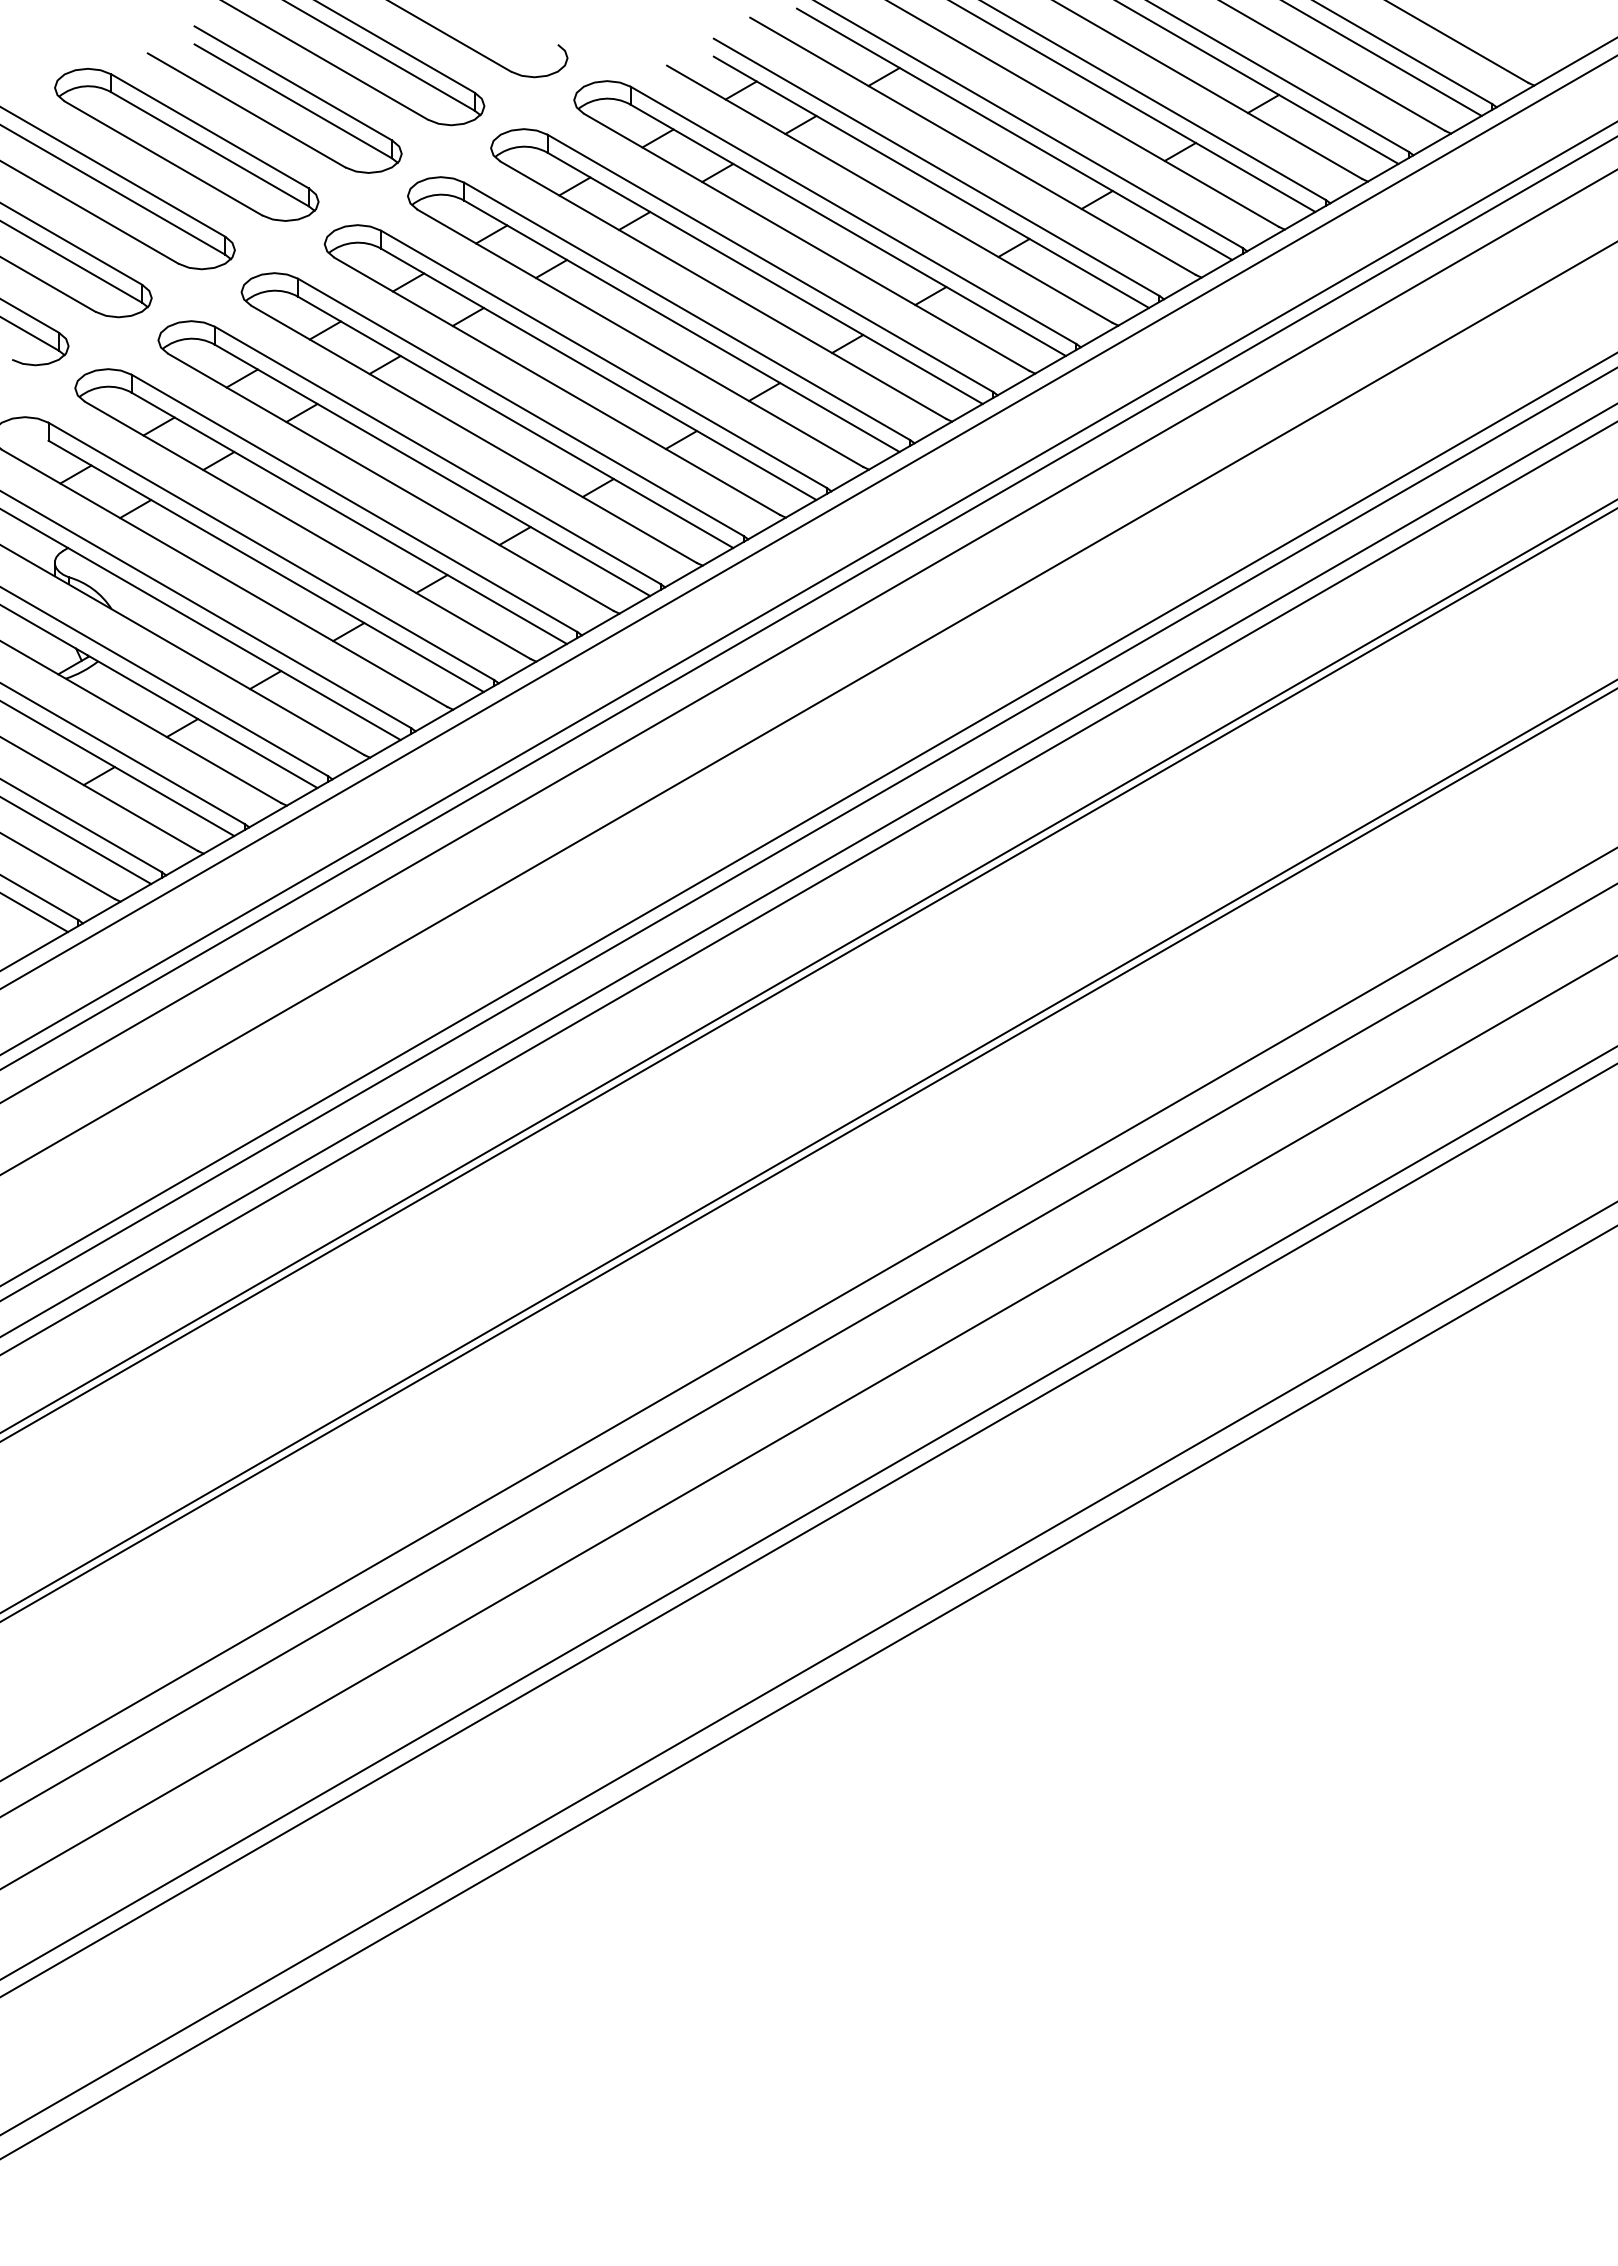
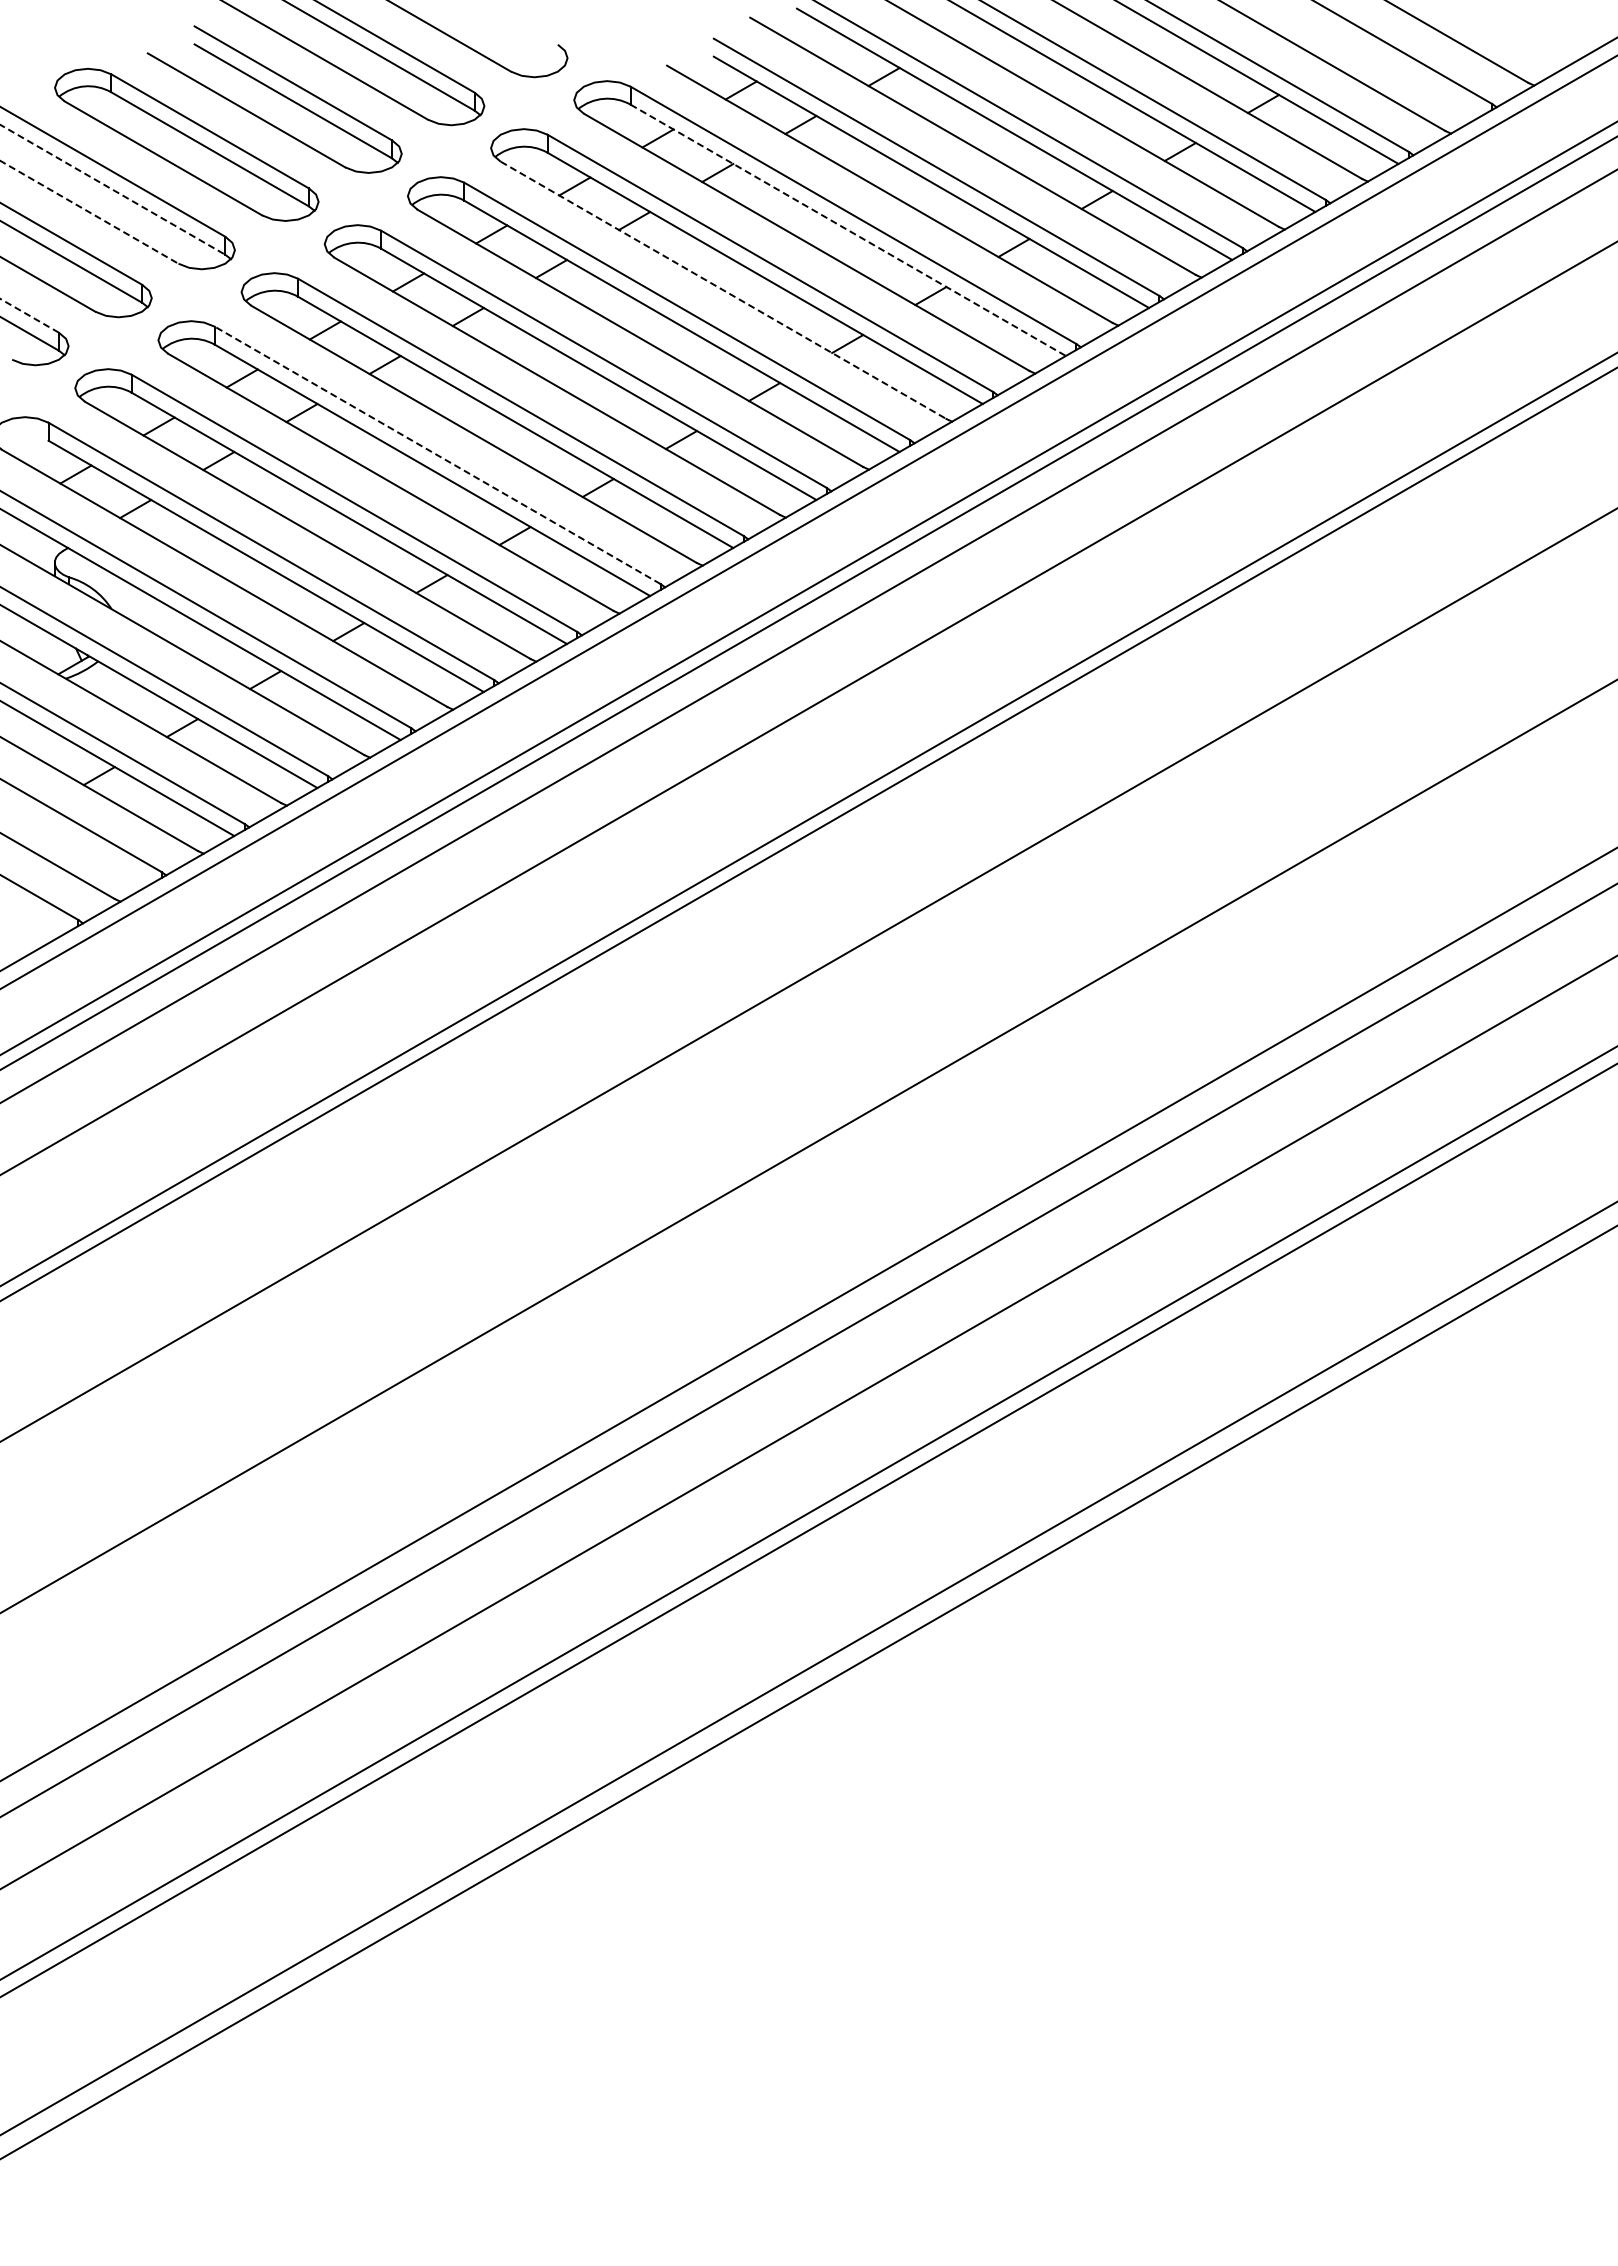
line: present -> none (1382, 58)
line: solid -> dashed (112, 189)
line: solid -> dashed (89, 212)
line: solid -> dashed (848, 230)
line: solid -> dashed (723, 290)
line: solid -> dashed (29, 315)
line: solid -> dashed (437, 455)
line: present -> none (76, 840)
line: present -> none (808, 870)
line: present -> none (808, 888)
line: present -> none (35, 913)
line: present -> none (808, 966)
line: present -> none (808, 1155)
